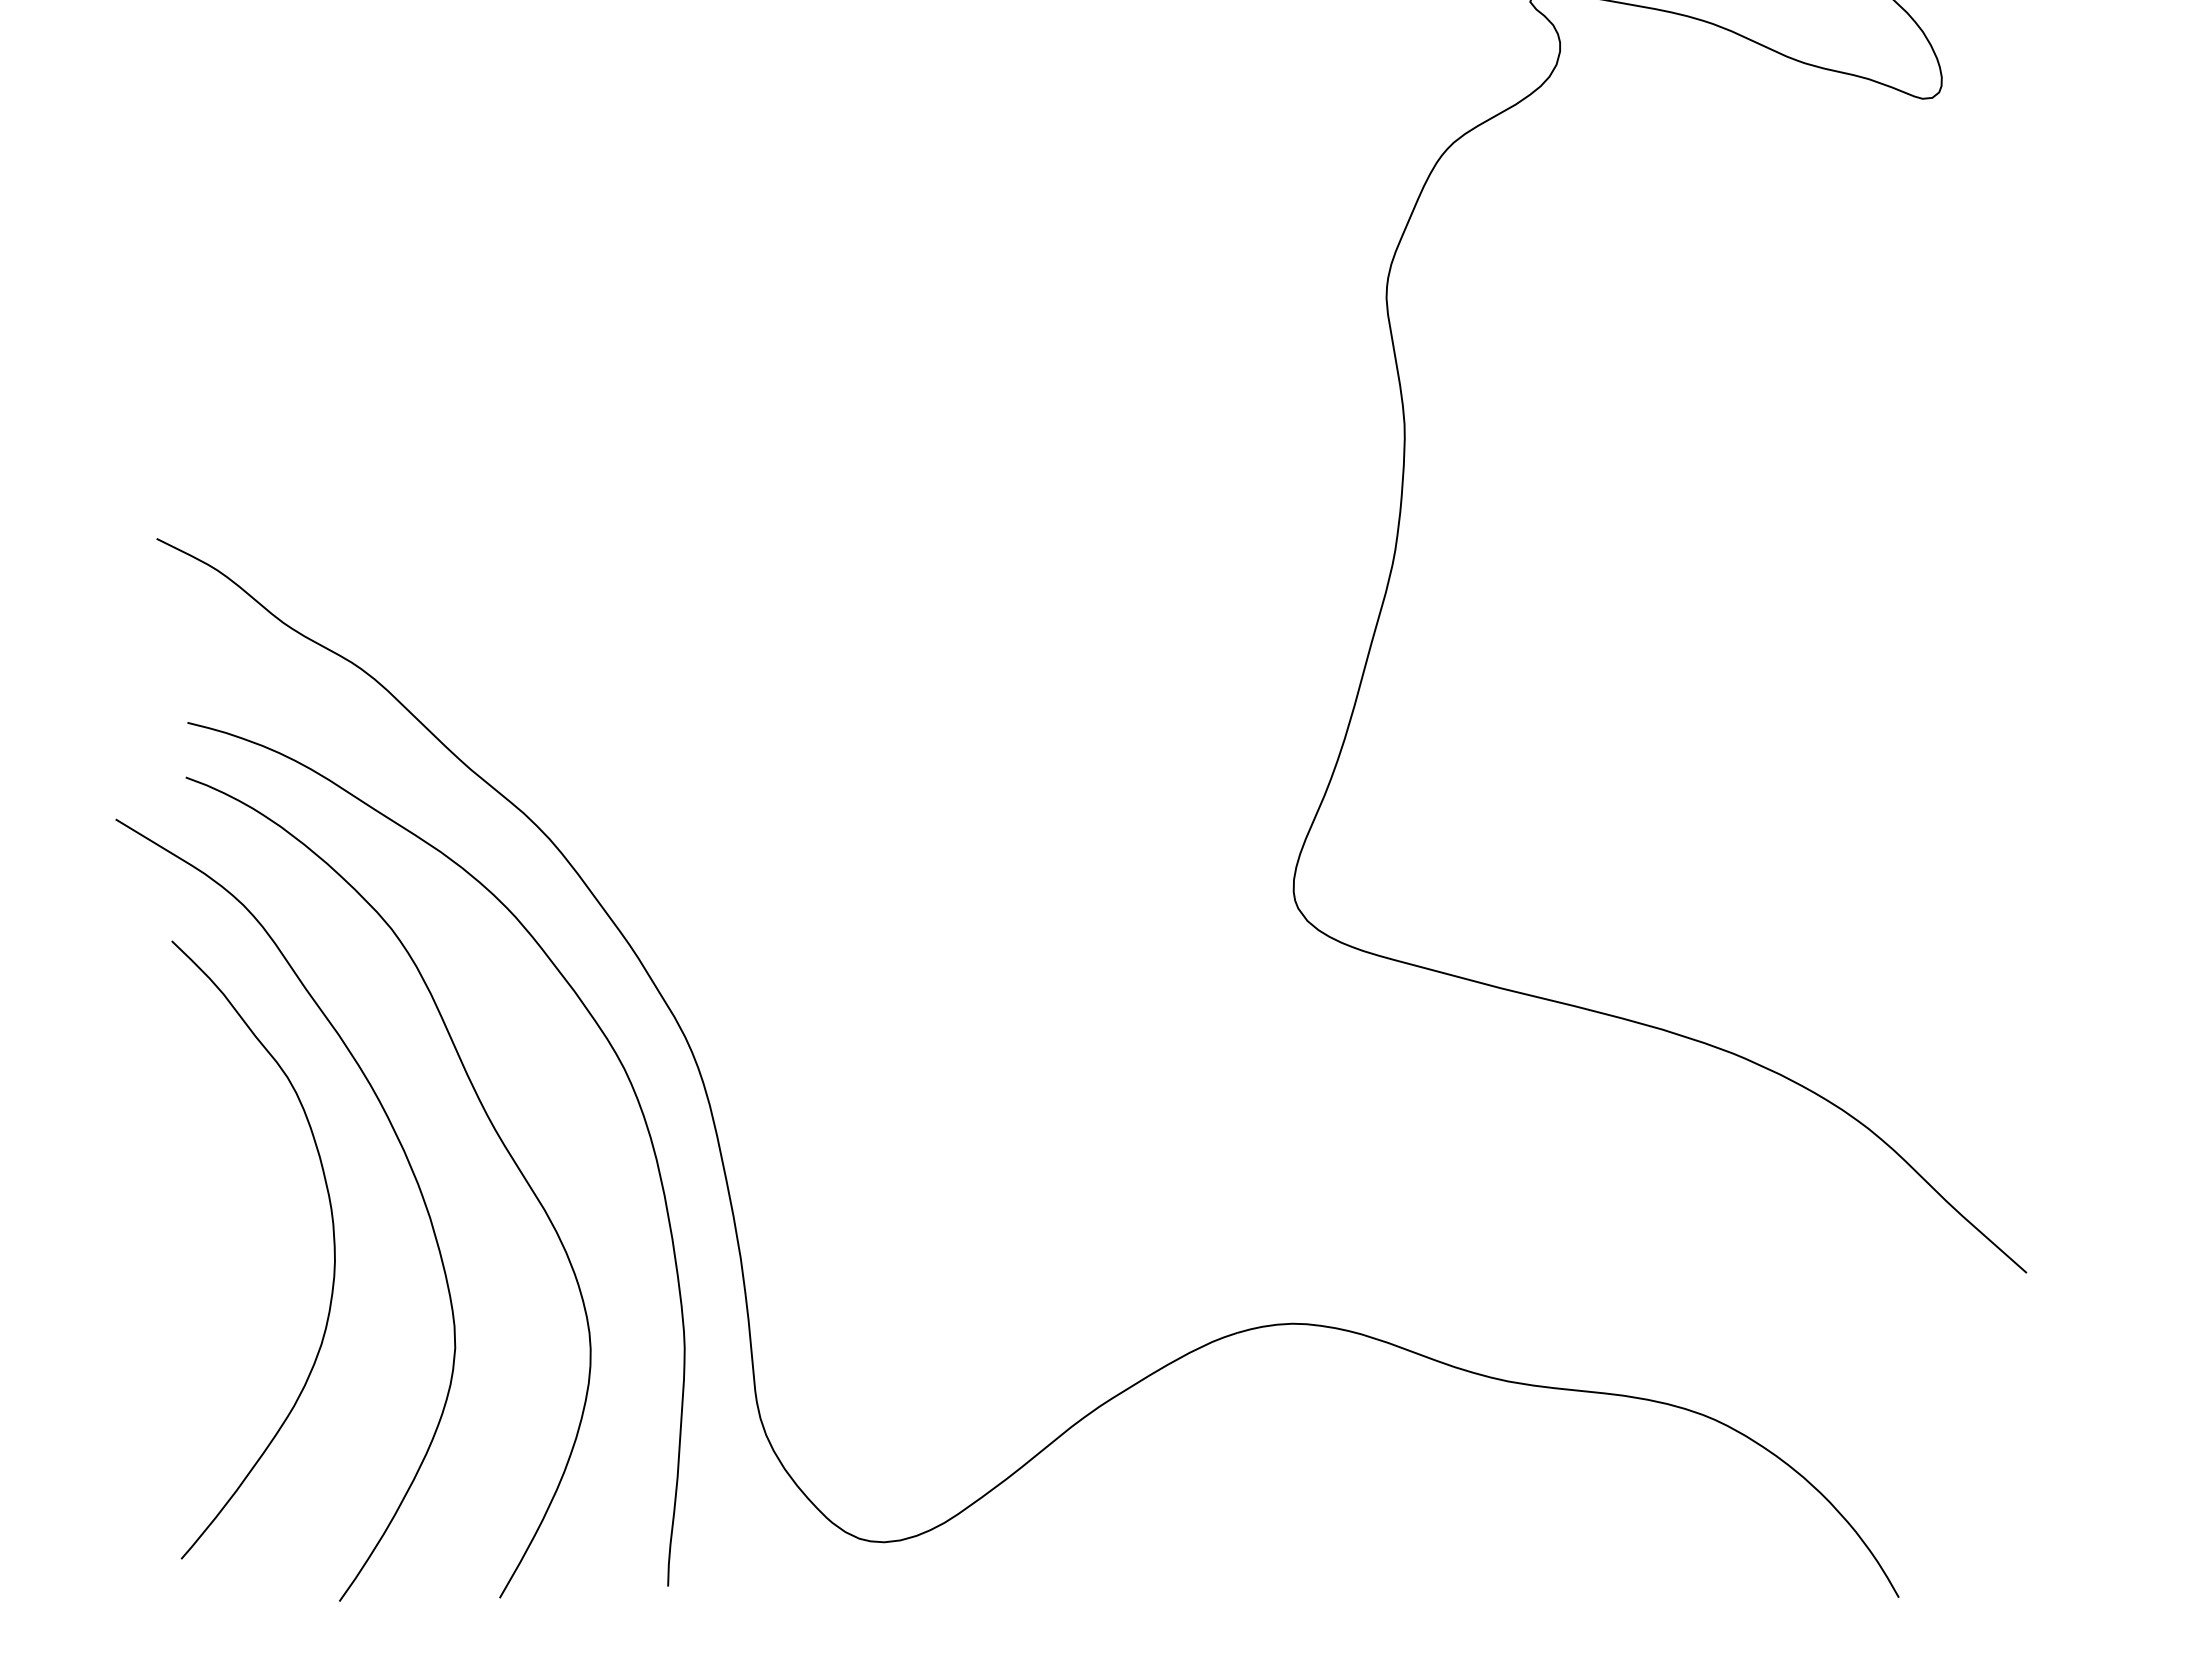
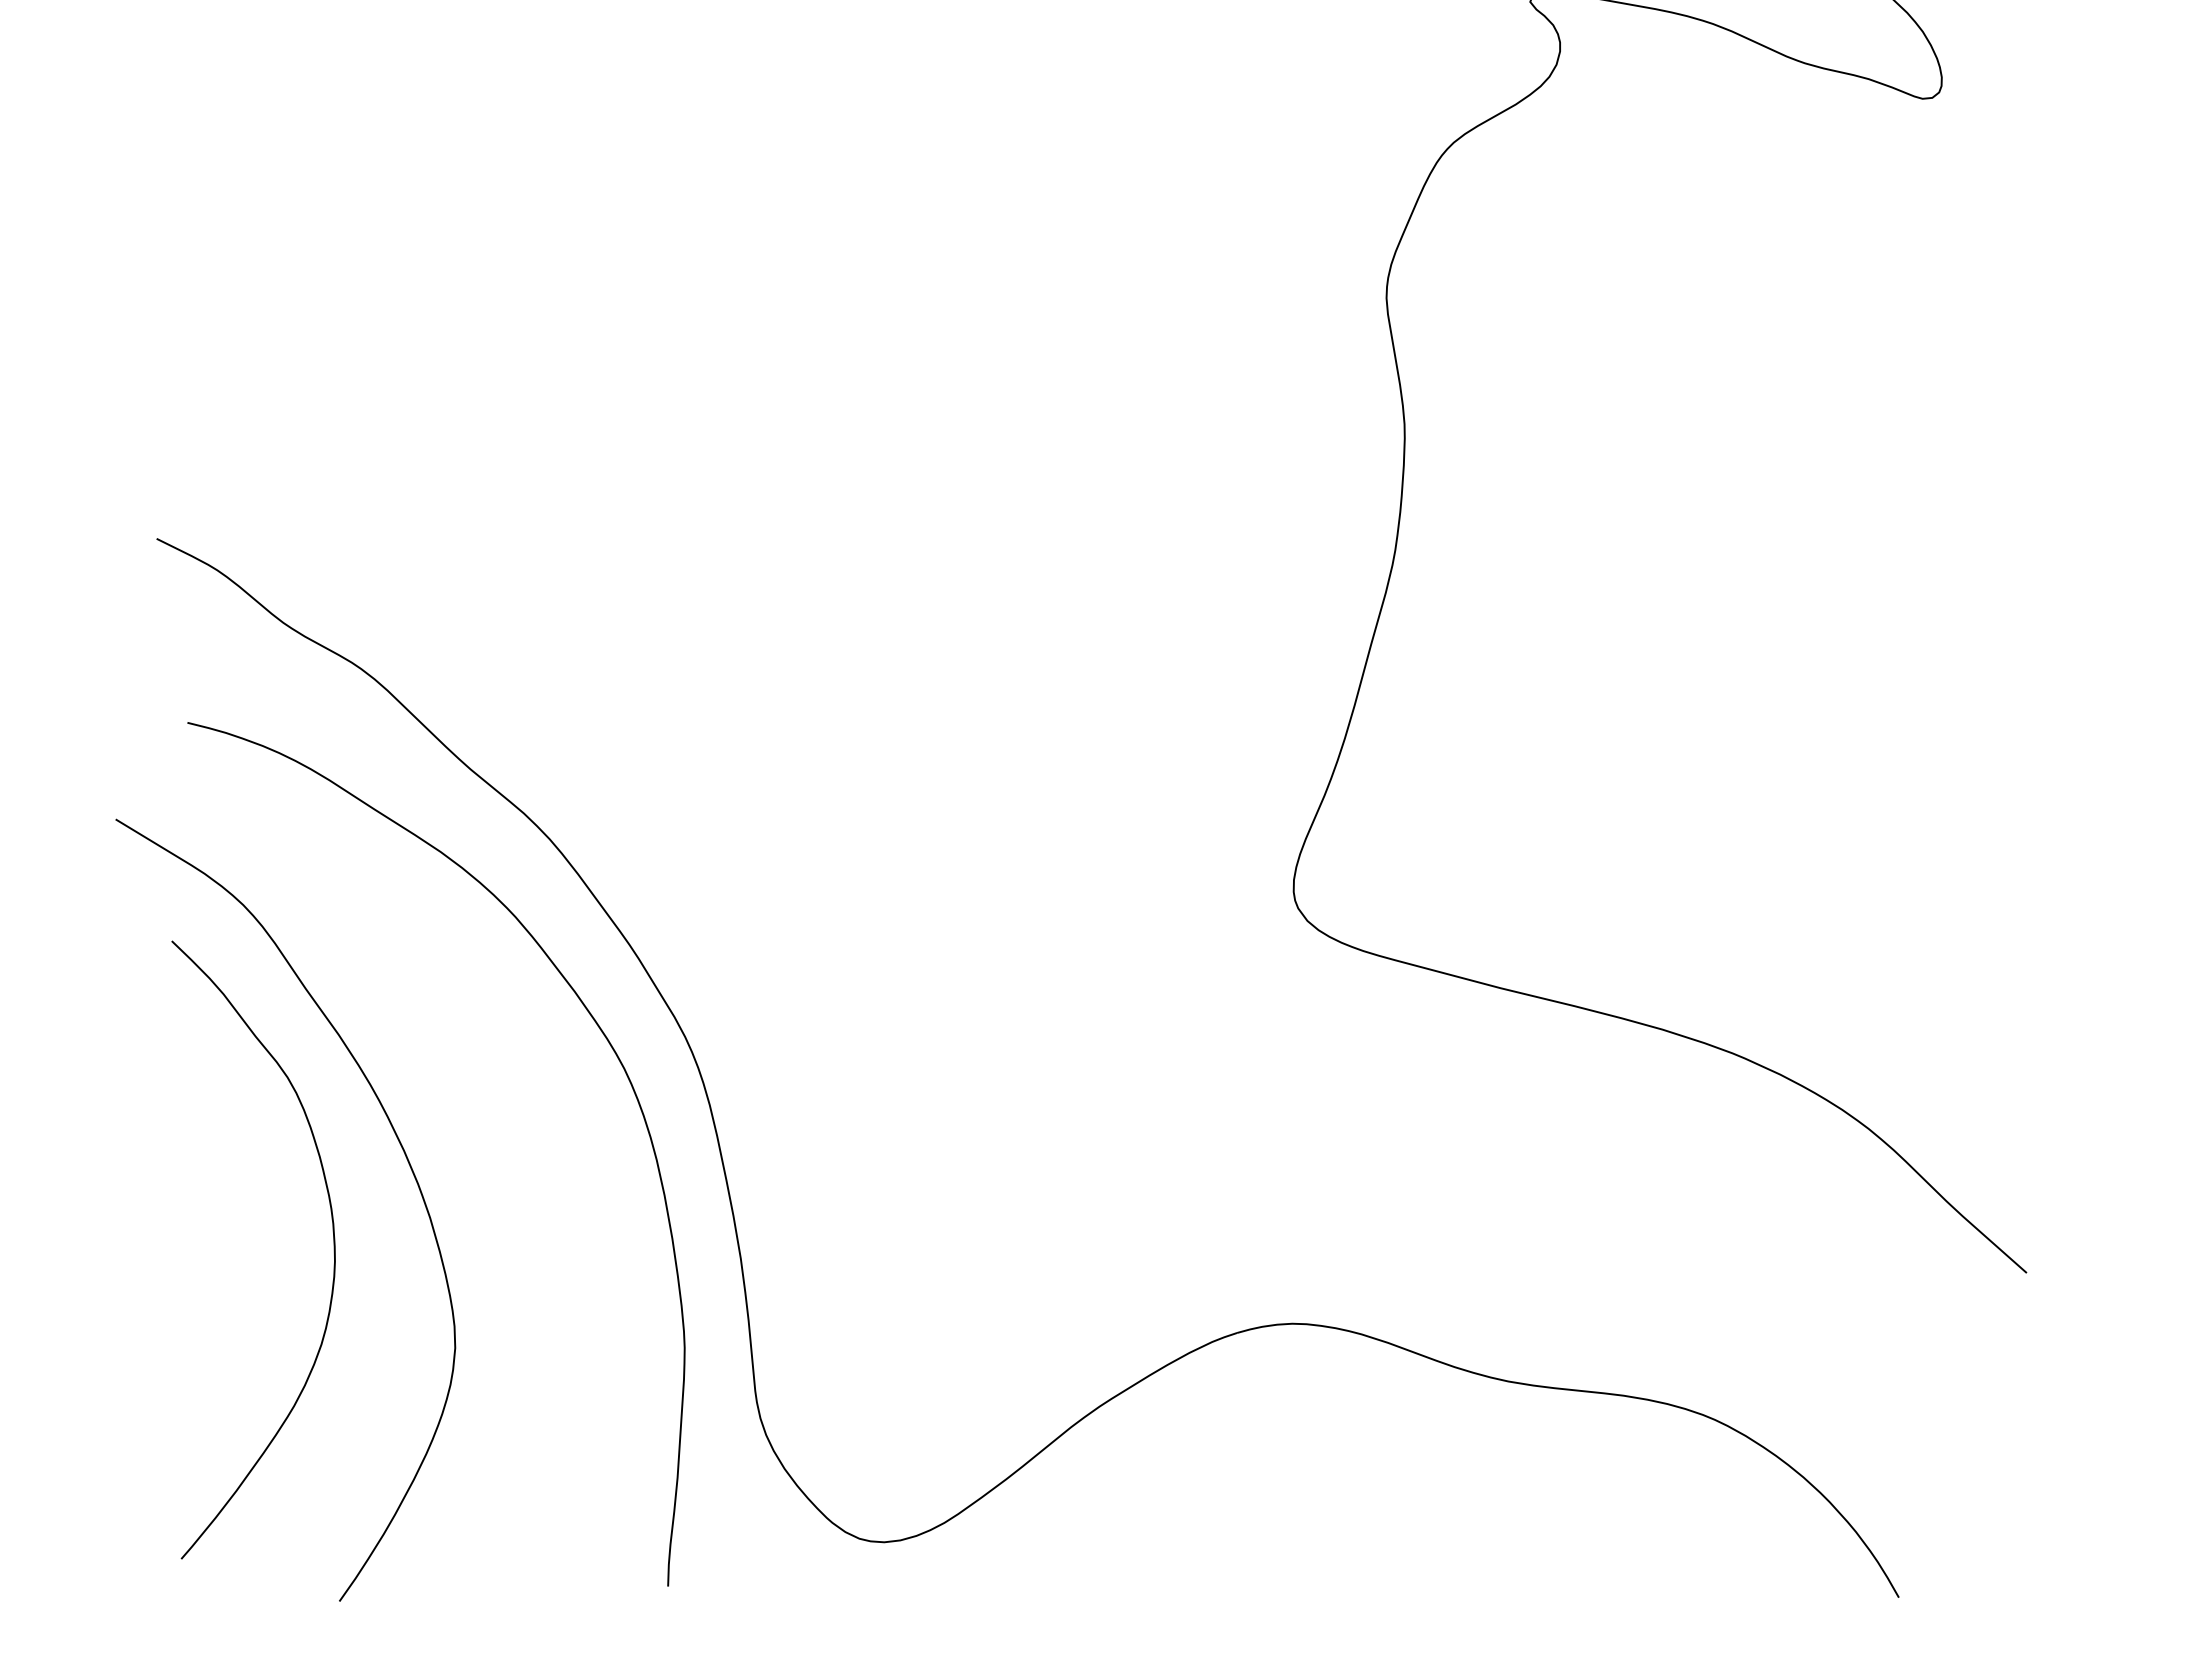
part: present -> none (491, 1125)
